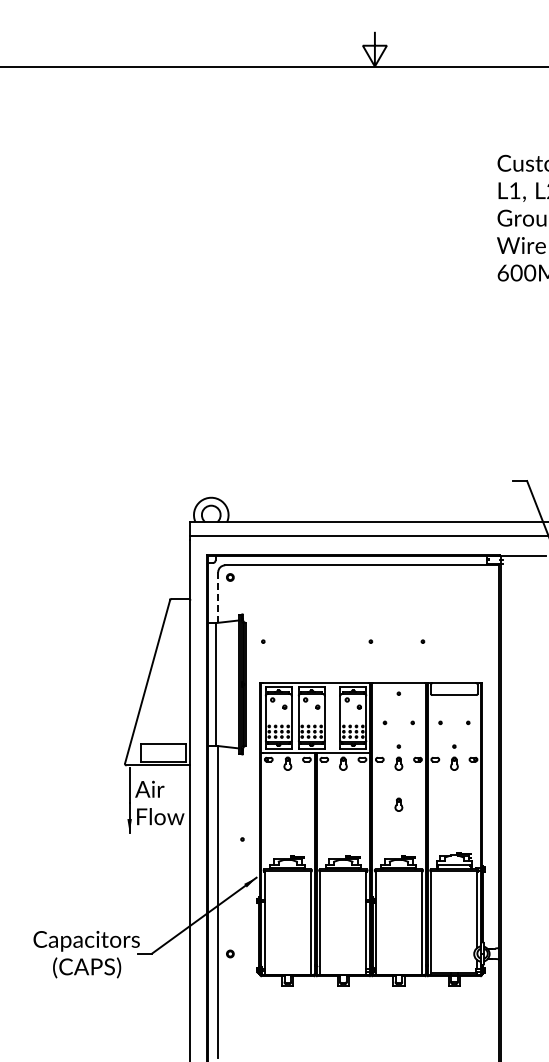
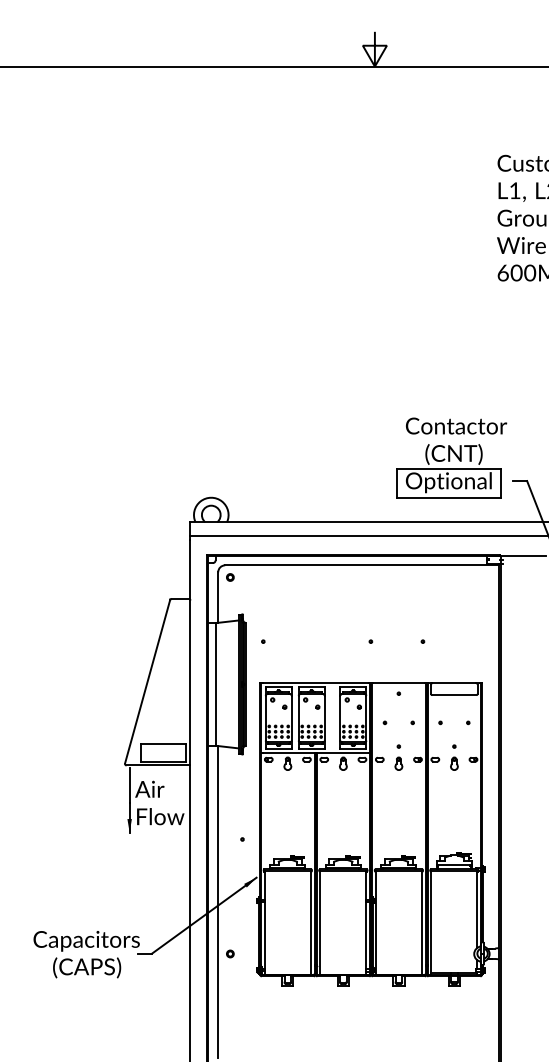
part: none -> present (451, 457)
line: dashed -> solid (218, 597)
part: present -> none (398, 804)
